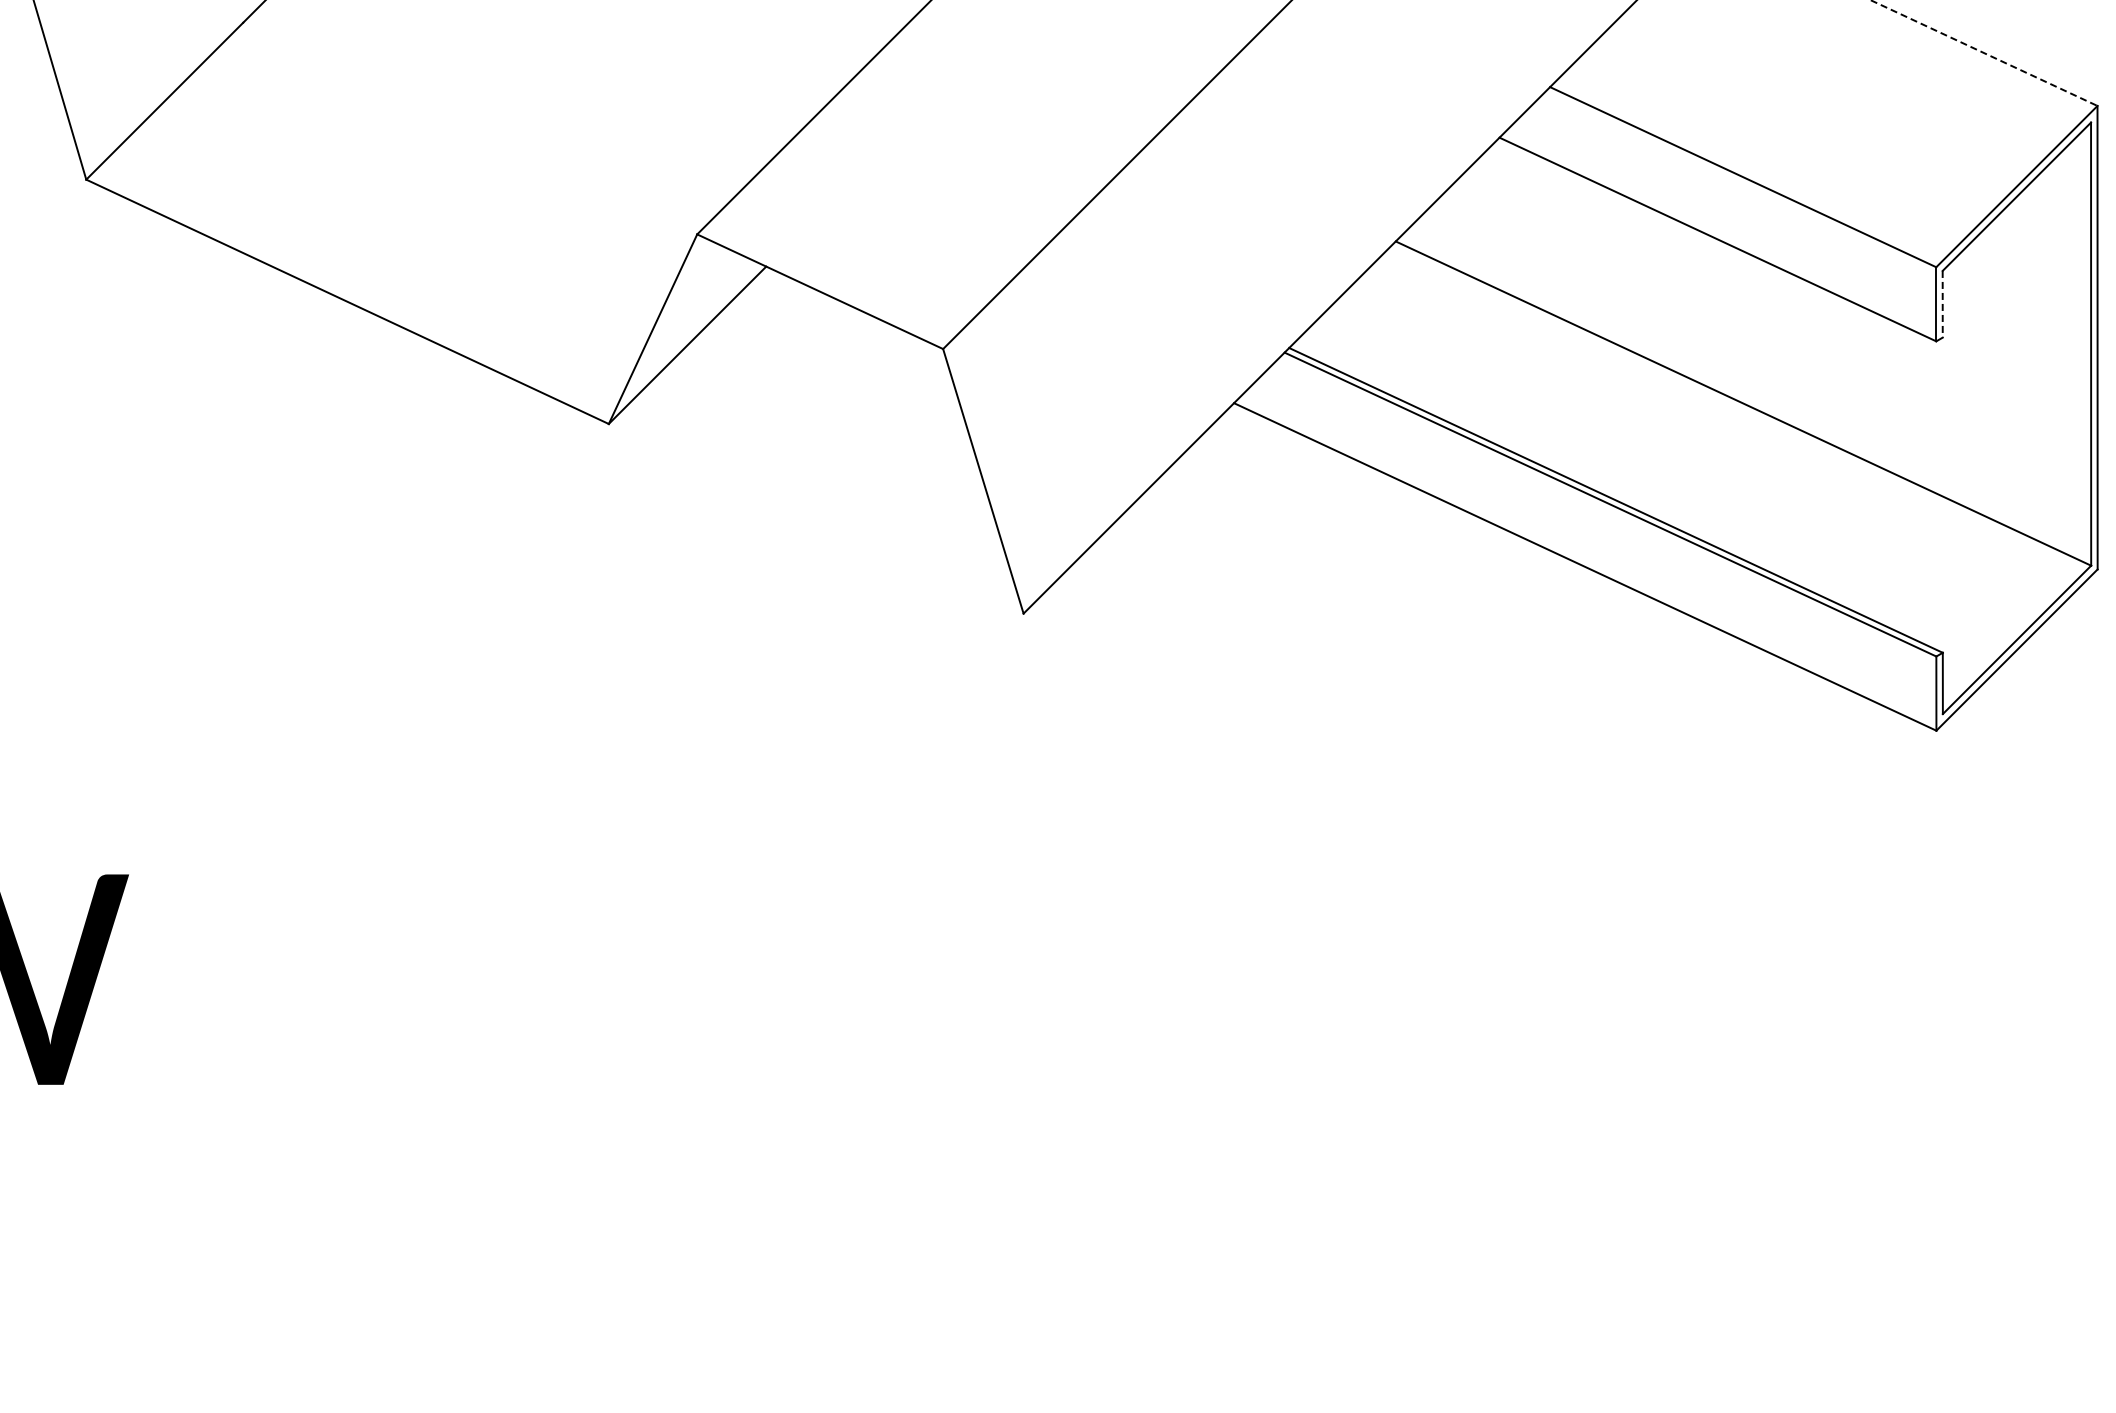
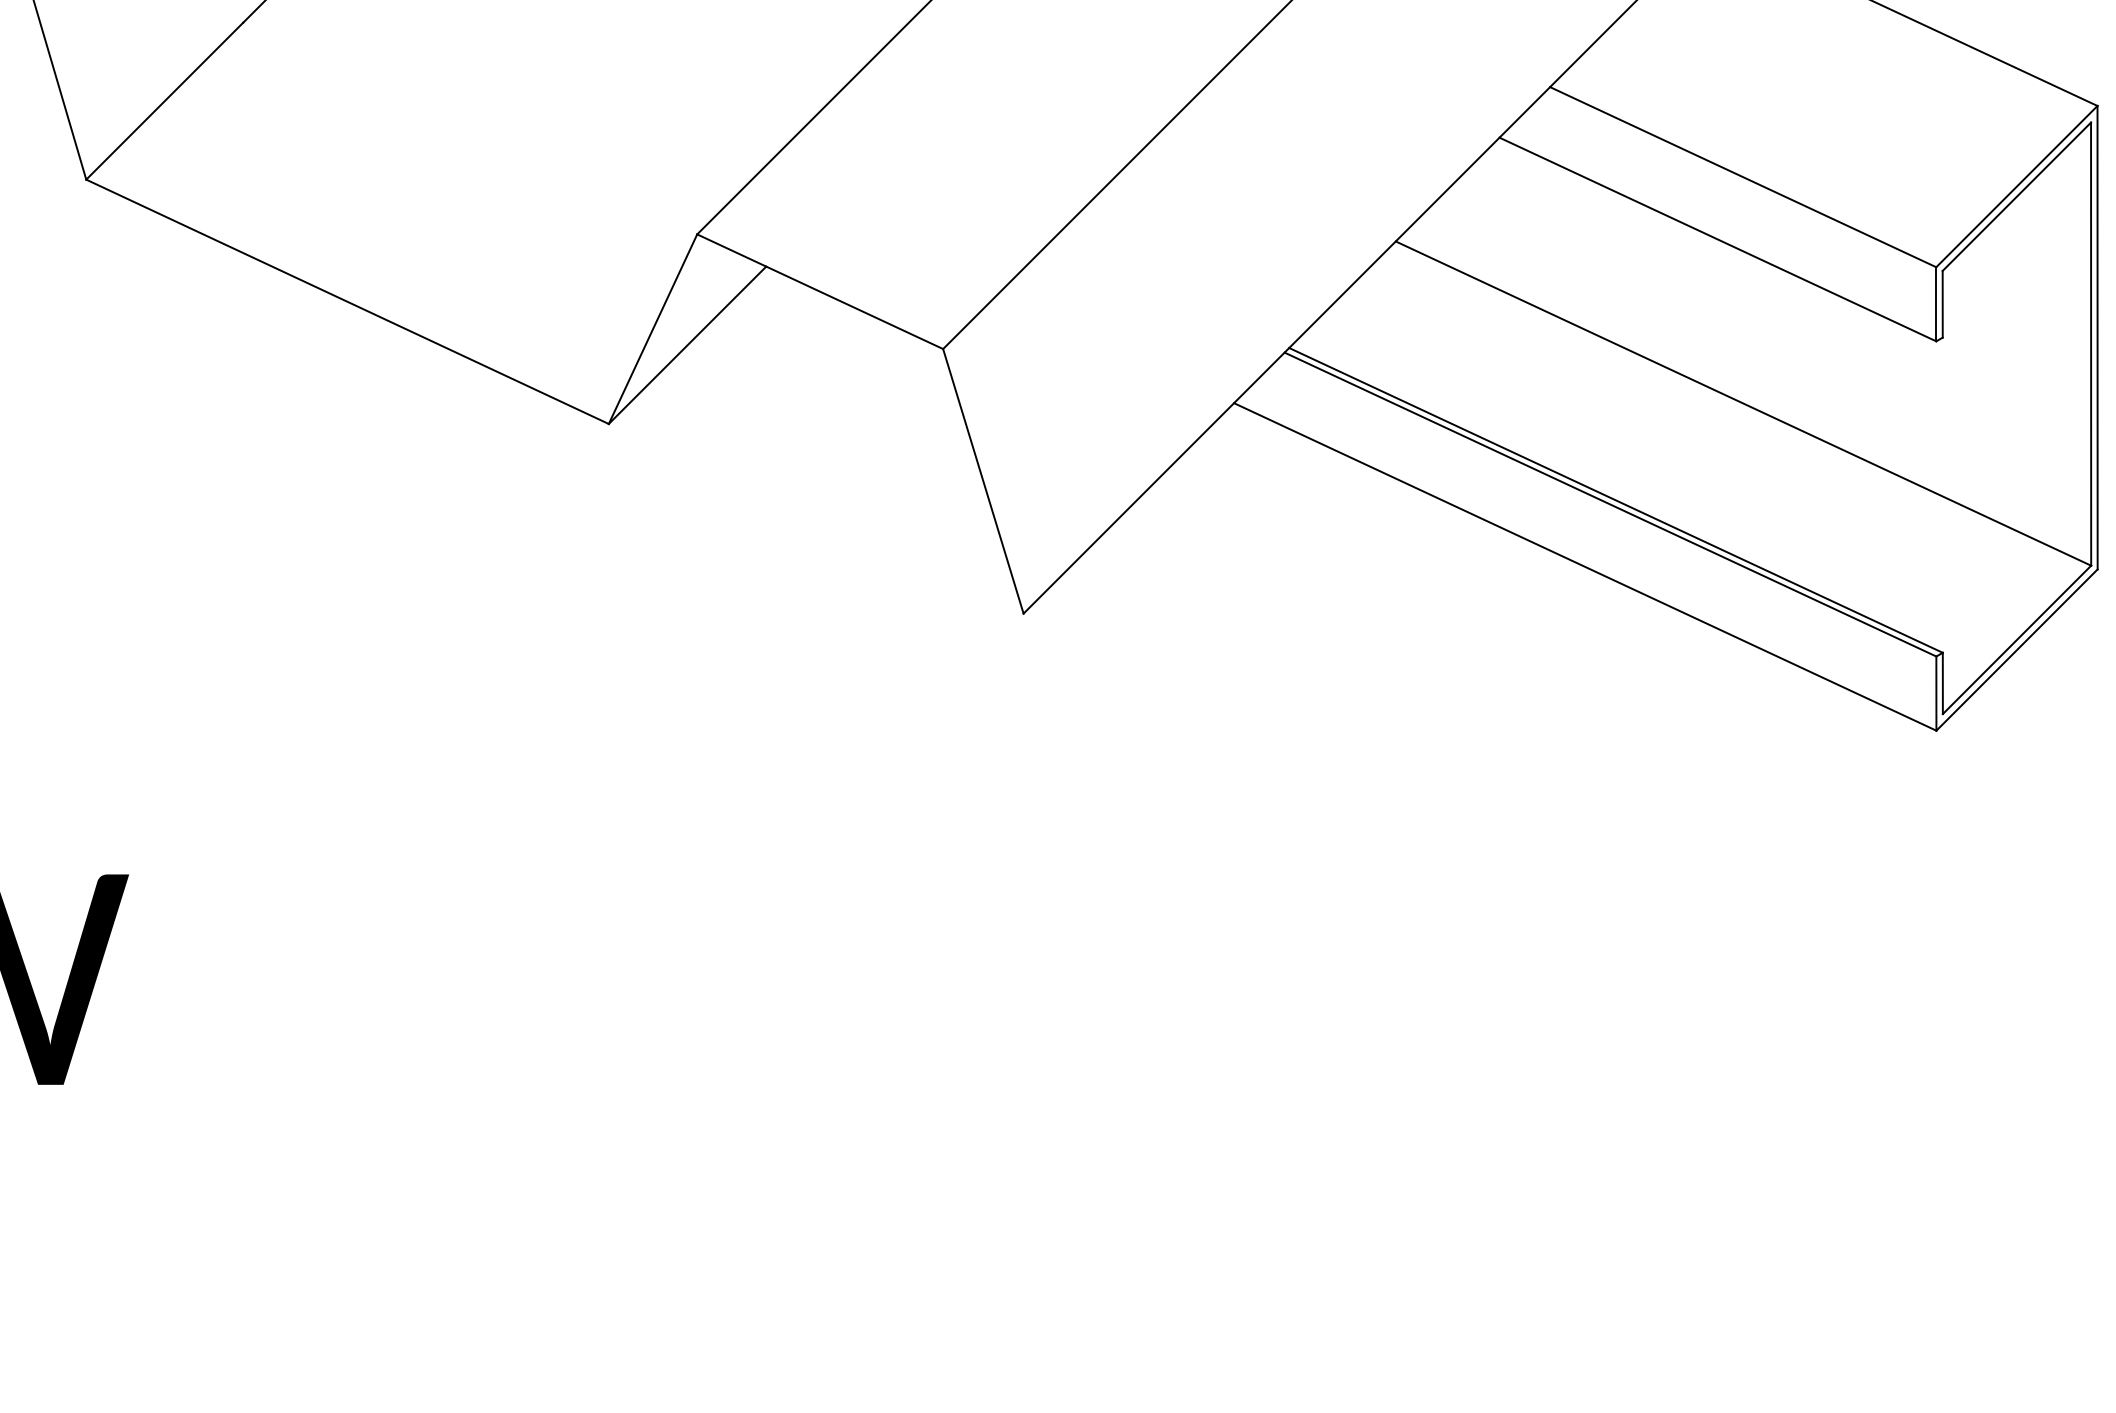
line: dashed -> solid (1984, 53)
line: dashed -> solid (1942, 304)
